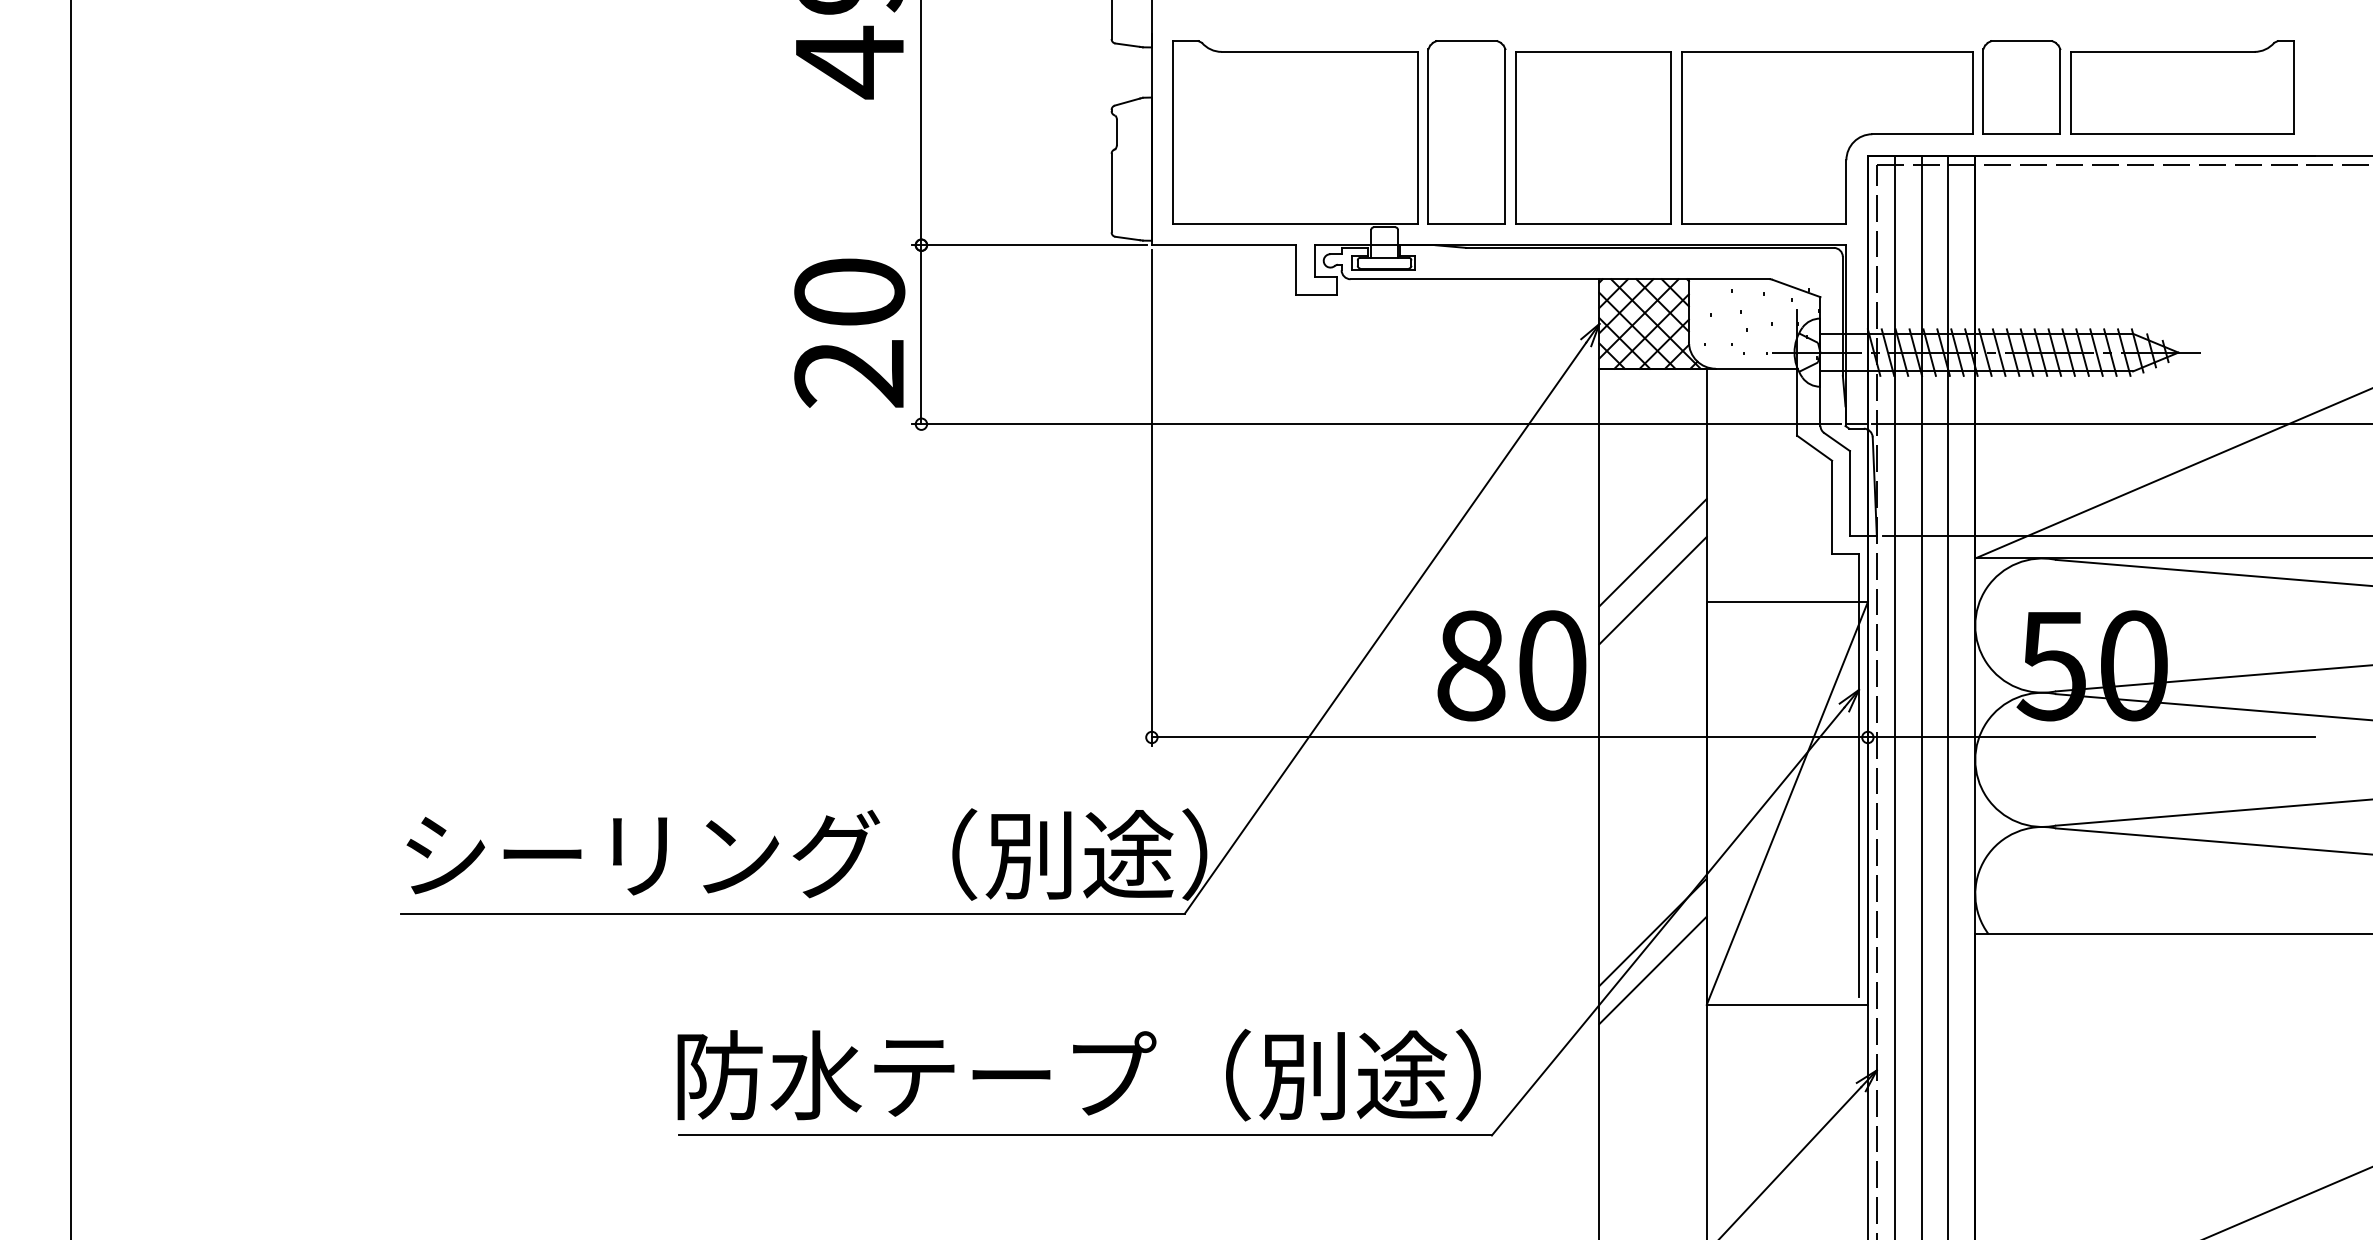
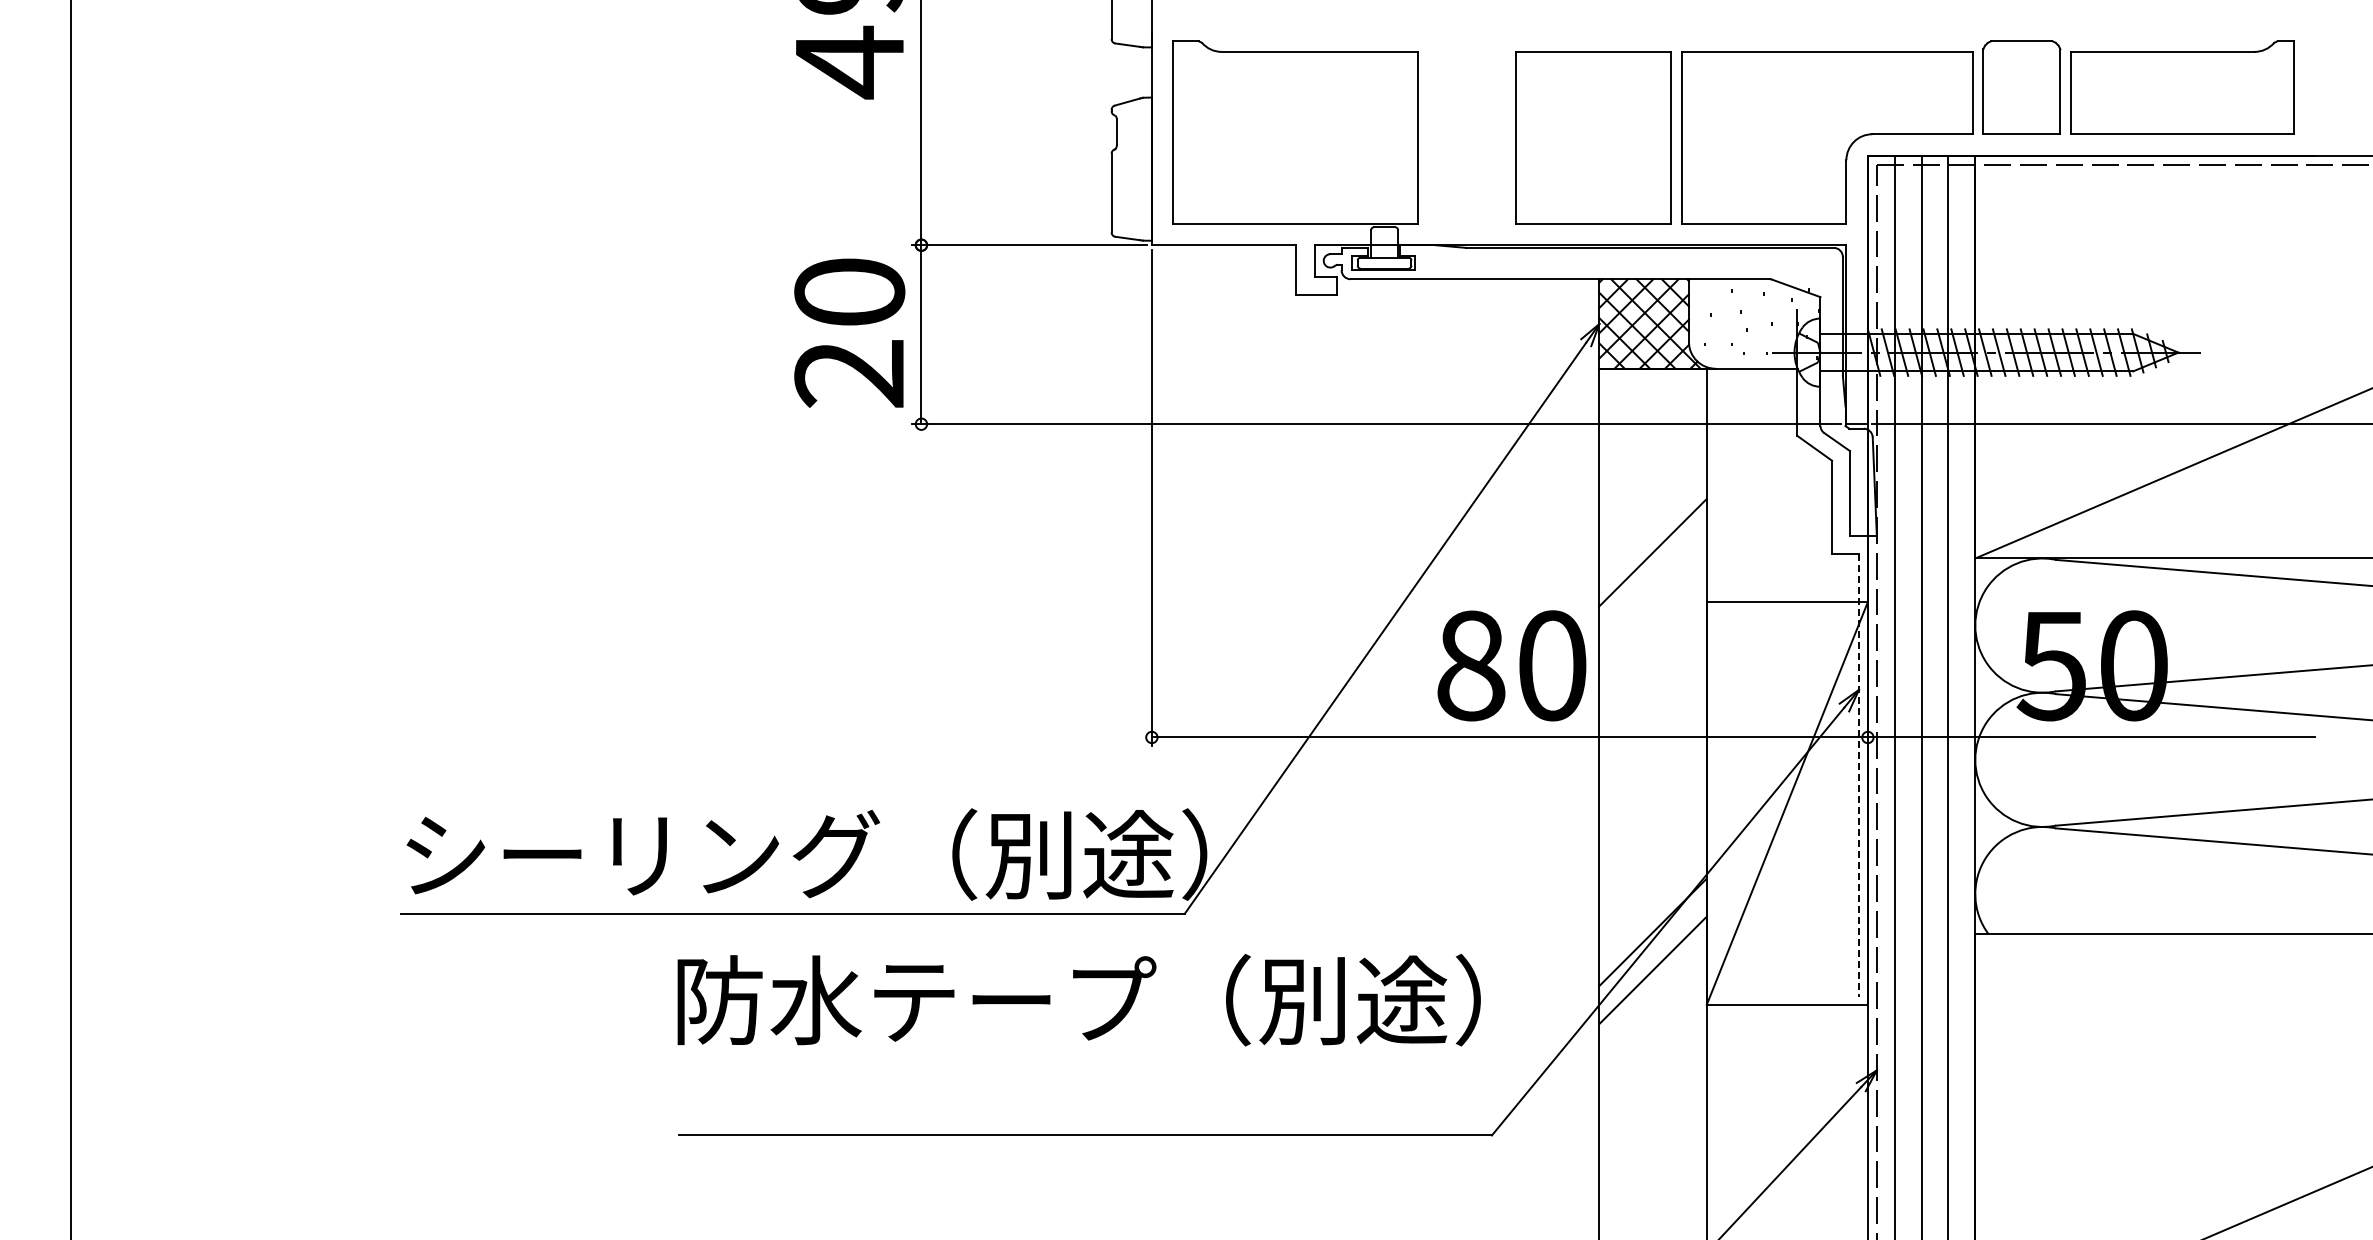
part: present -> none (1466, 132)
line: present -> none (2126, 536)
line: present -> none (1652, 590)
line: solid -> dashed (1858, 775)
text position: (1078, 1074) -> (1078, 999) (1078, 999)
